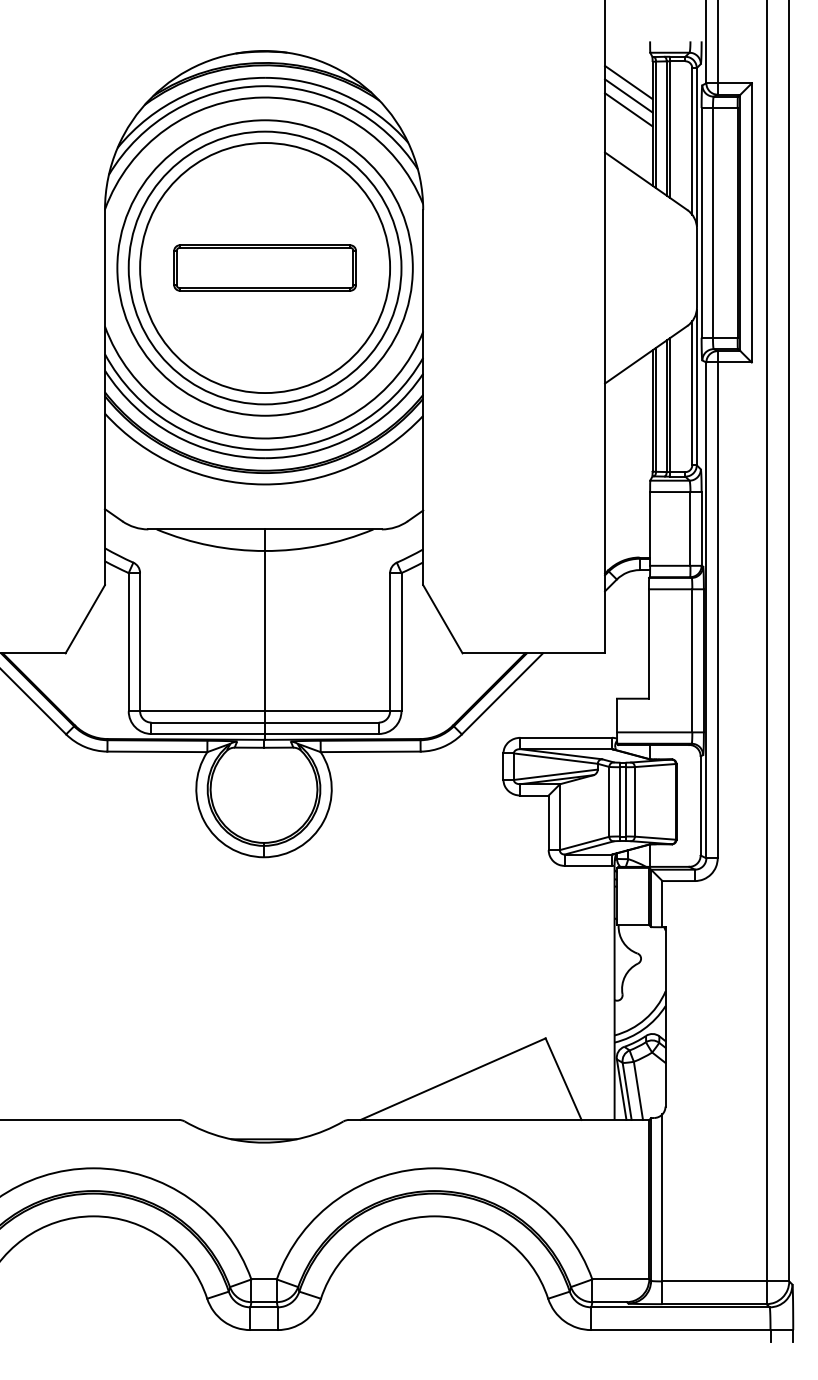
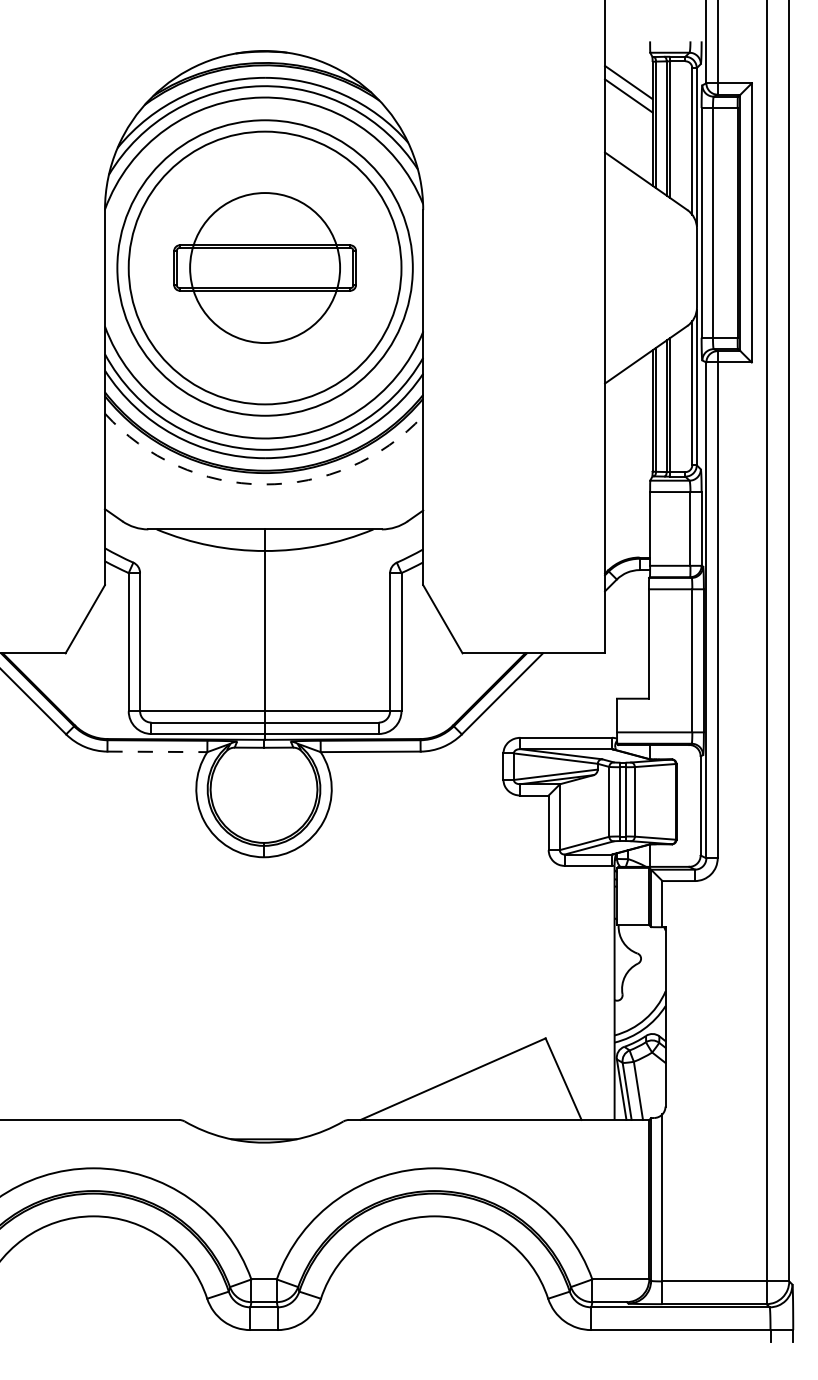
line: present -> none (628, 109)
circle diameter: 250 px -> 150 px (265, 268)
arc: solid -> dashed (263, 484)
line: solid -> dashed (157, 751)
